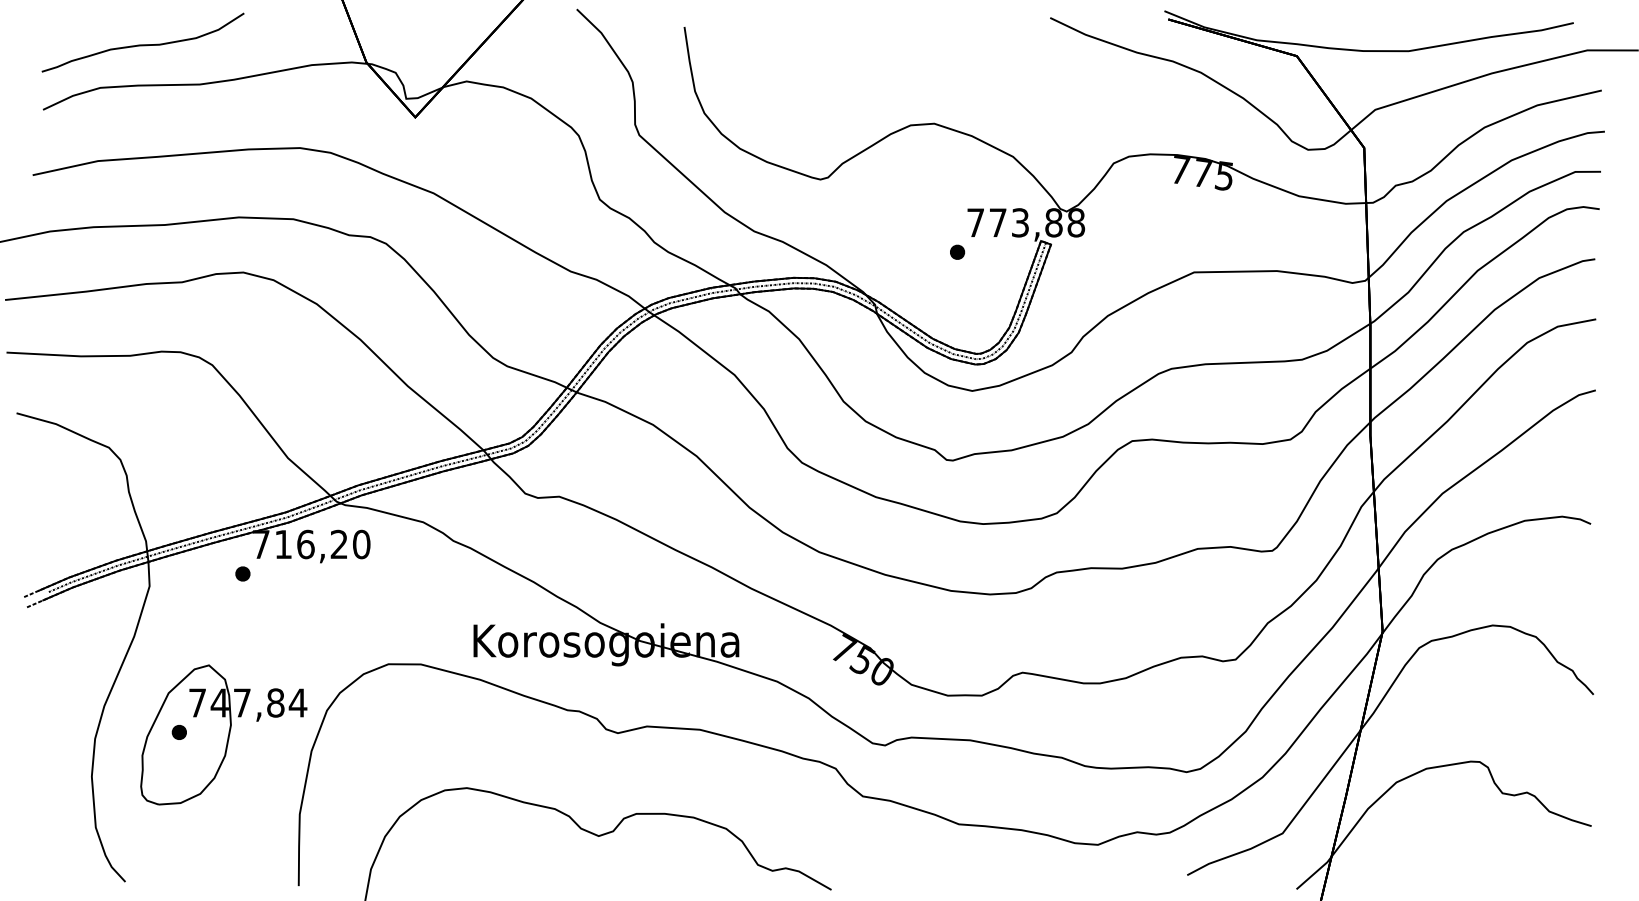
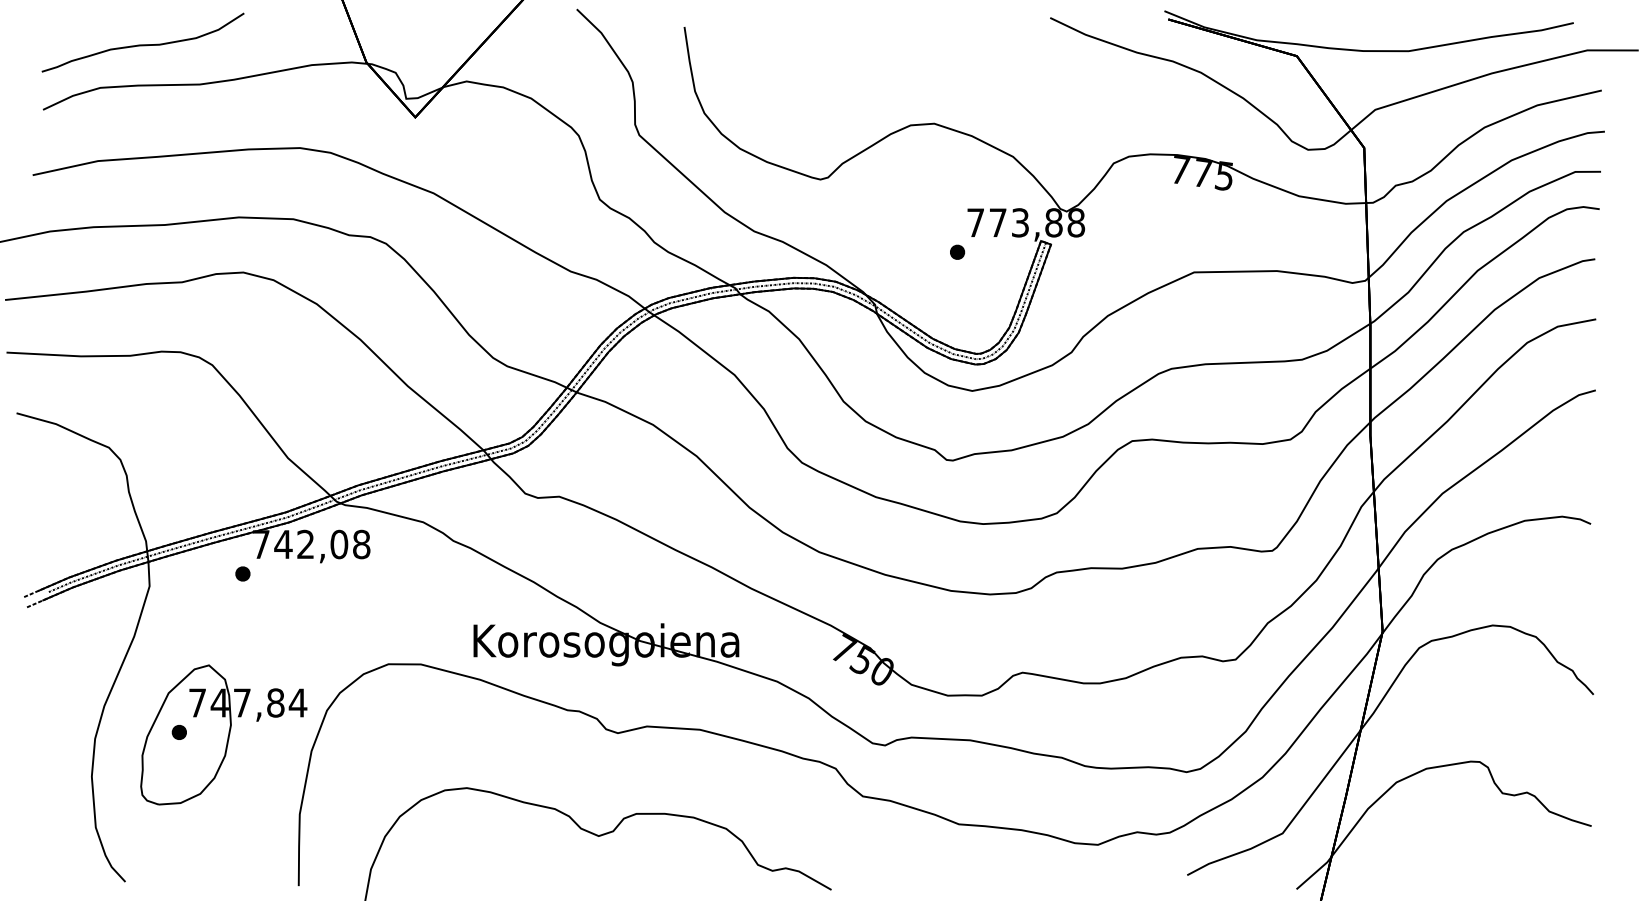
text: 716,20 -> 742,08 (322, 544)
